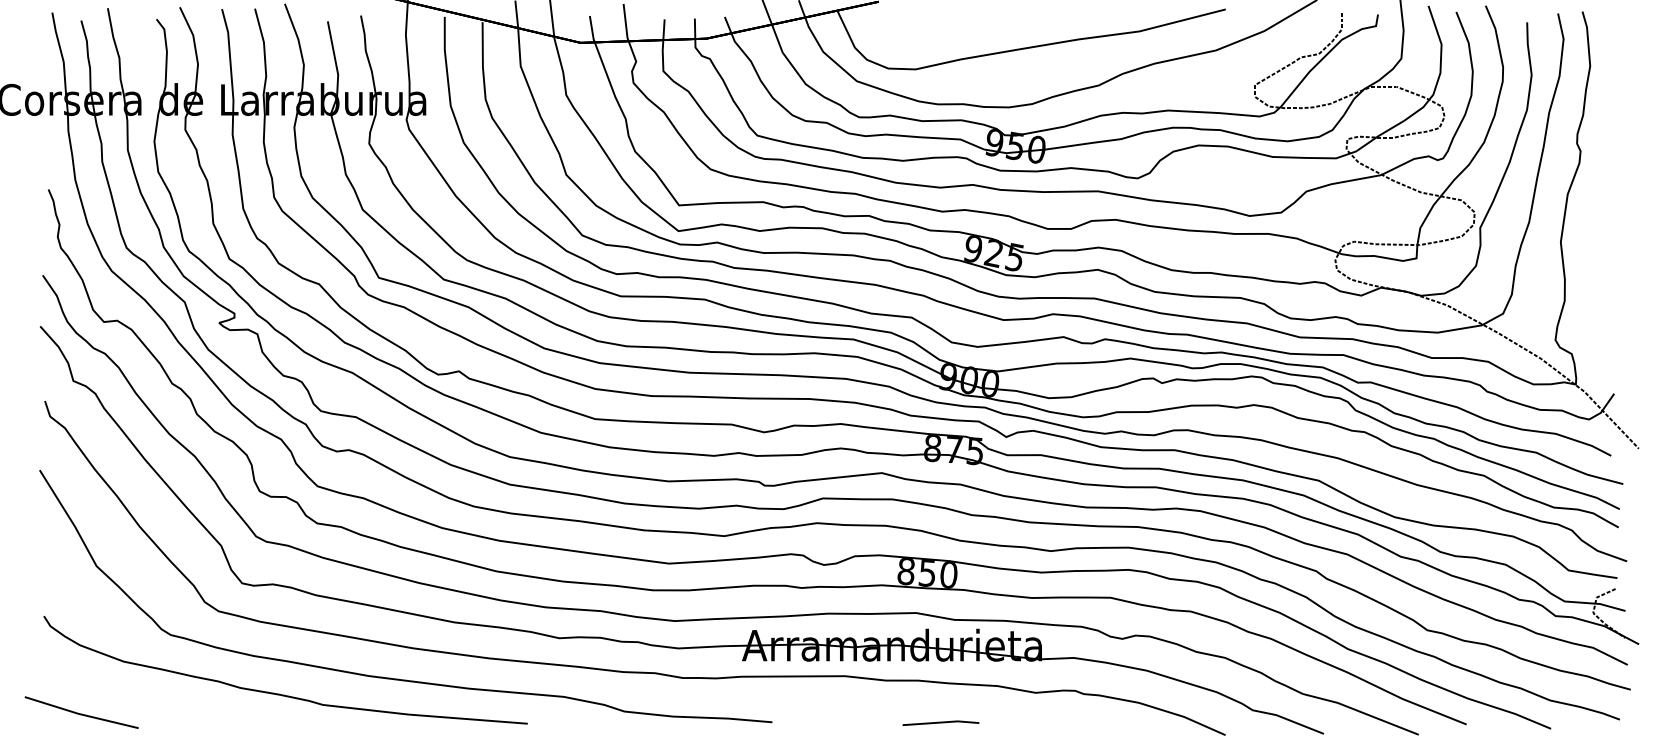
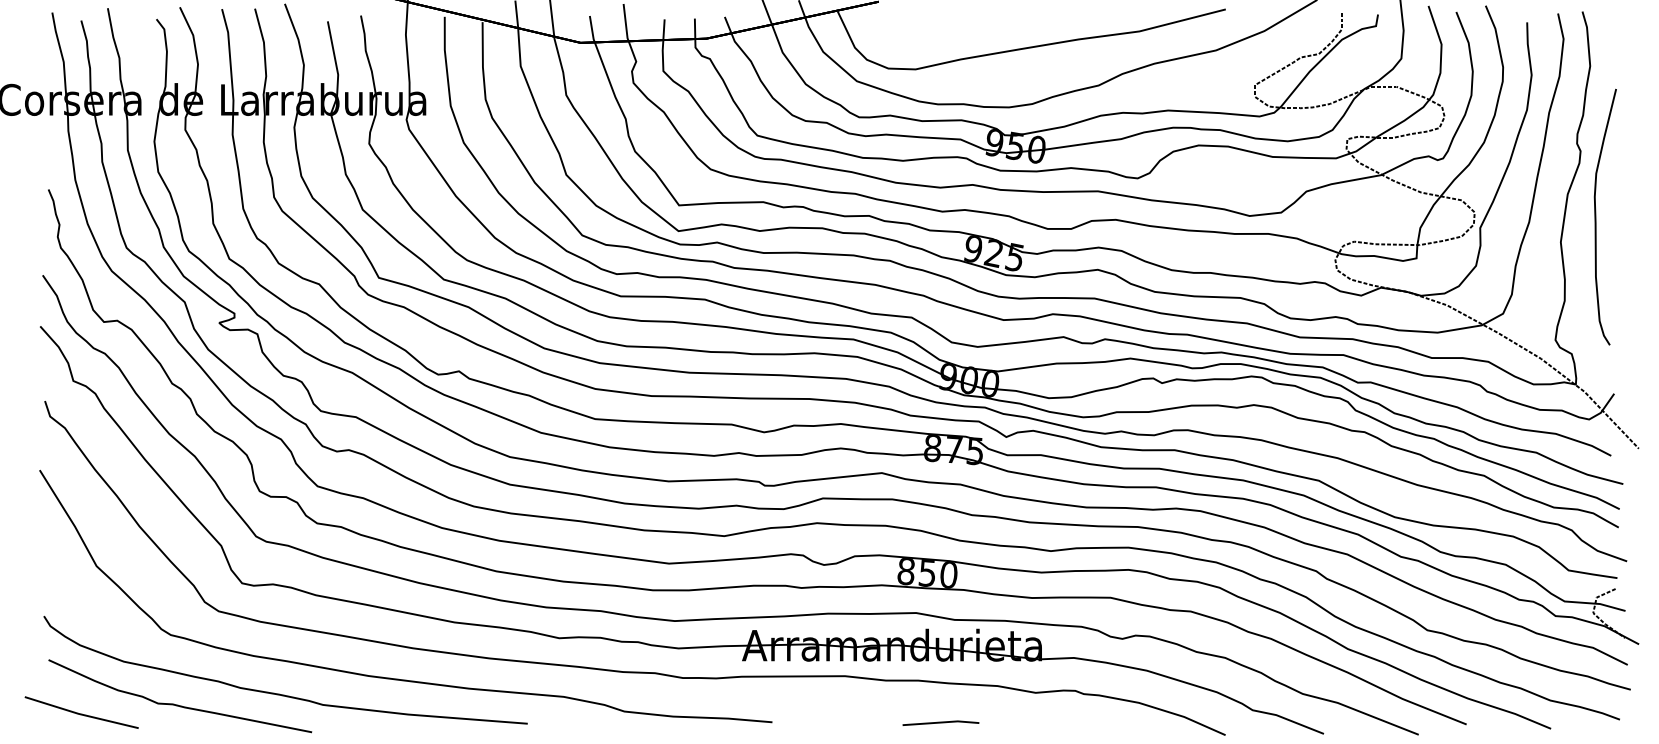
curve: none -> present (1596, 216)
part: none -> present (178, 704)
